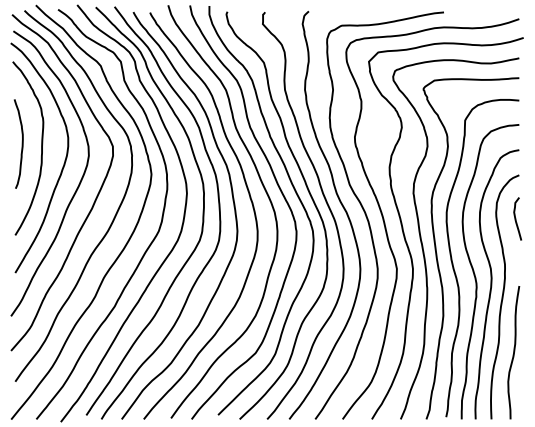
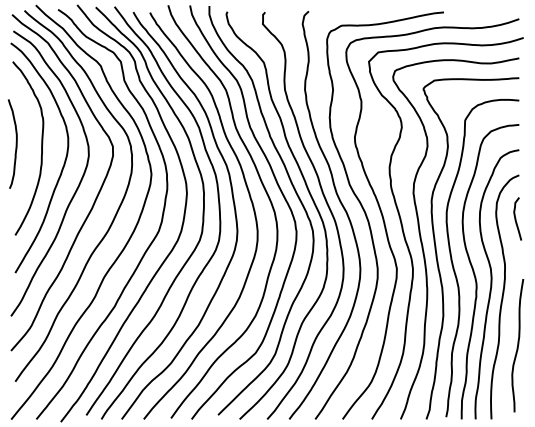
curve position: (21, 143) -> (15, 143) (15, 143)
curve position: (513, 352) -> (517, 345) (517, 345)
